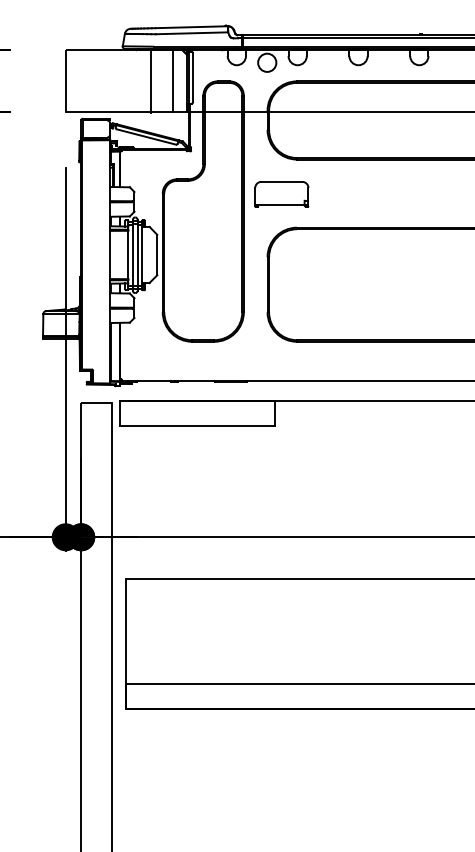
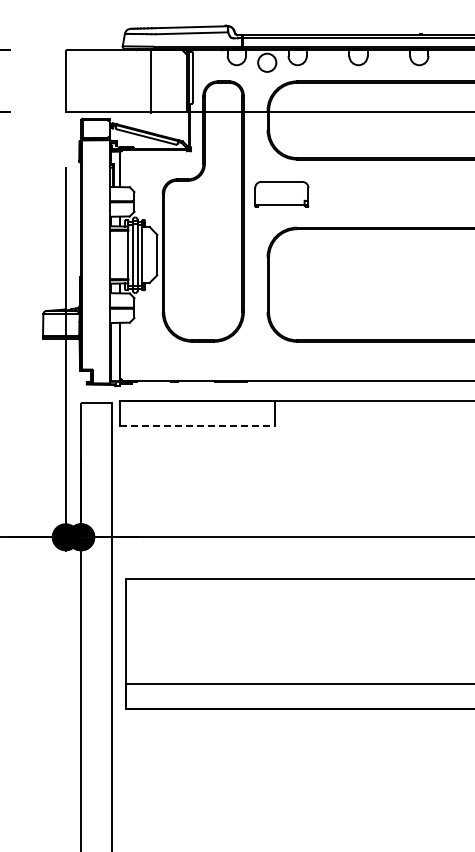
line: present -> none (172, 81)
line: solid -> dashed (197, 426)
